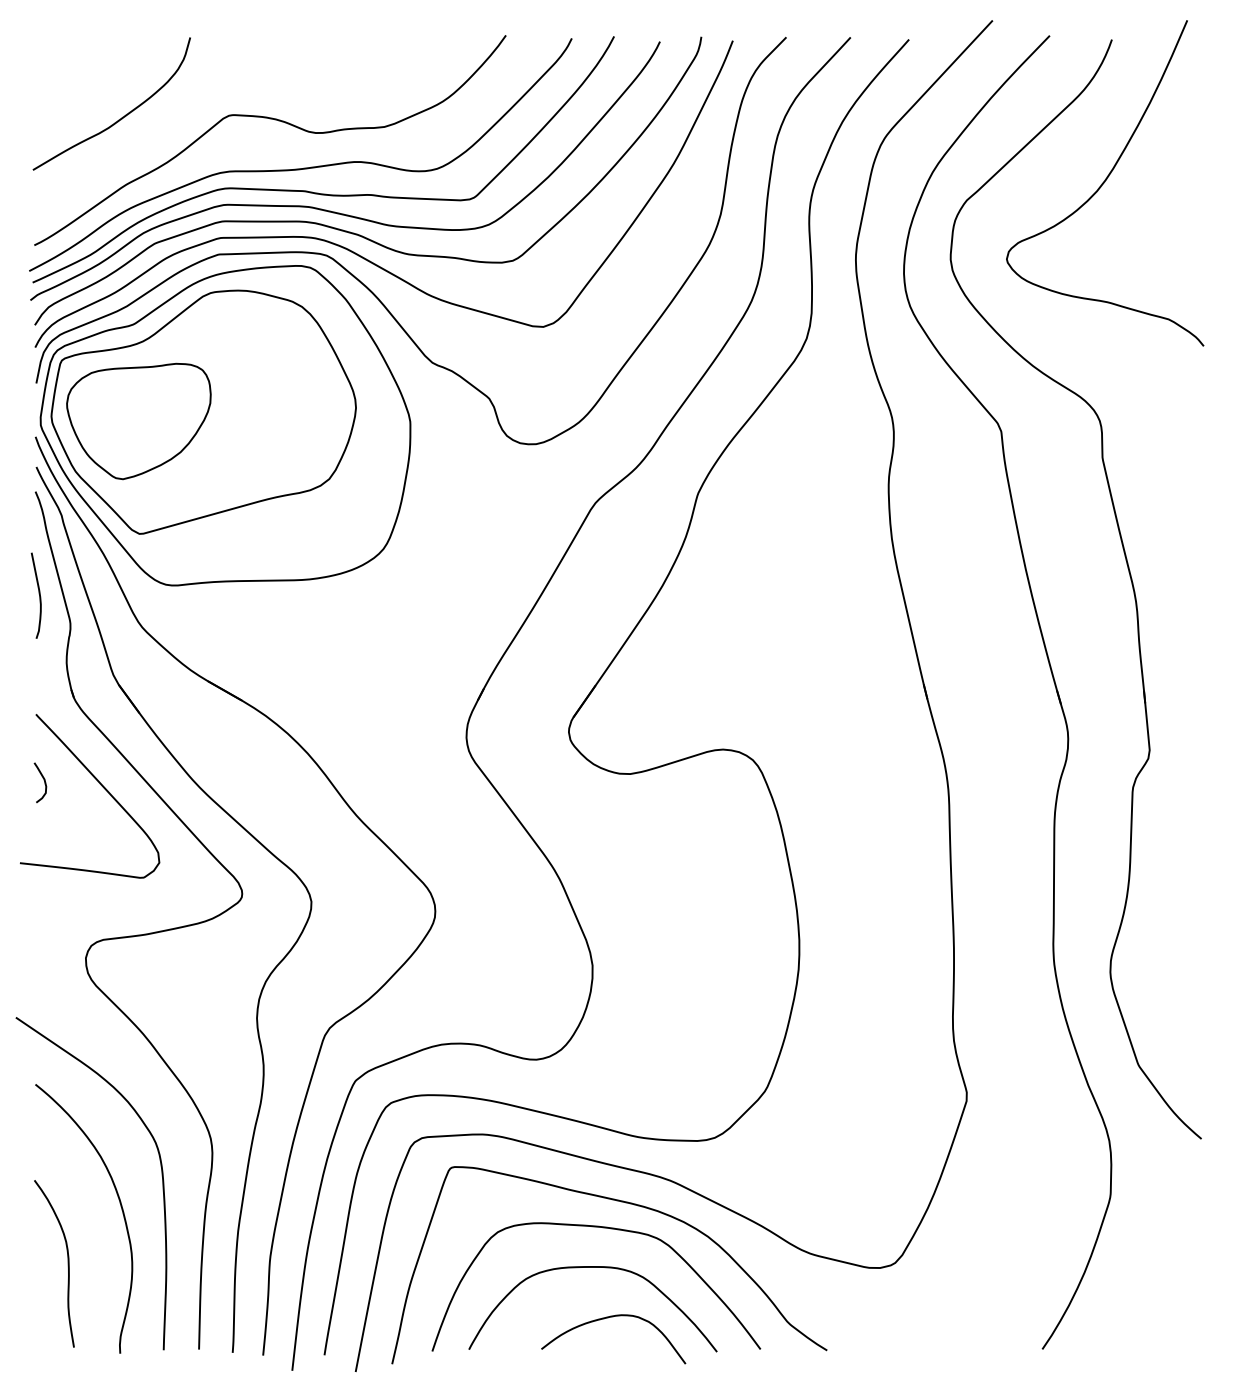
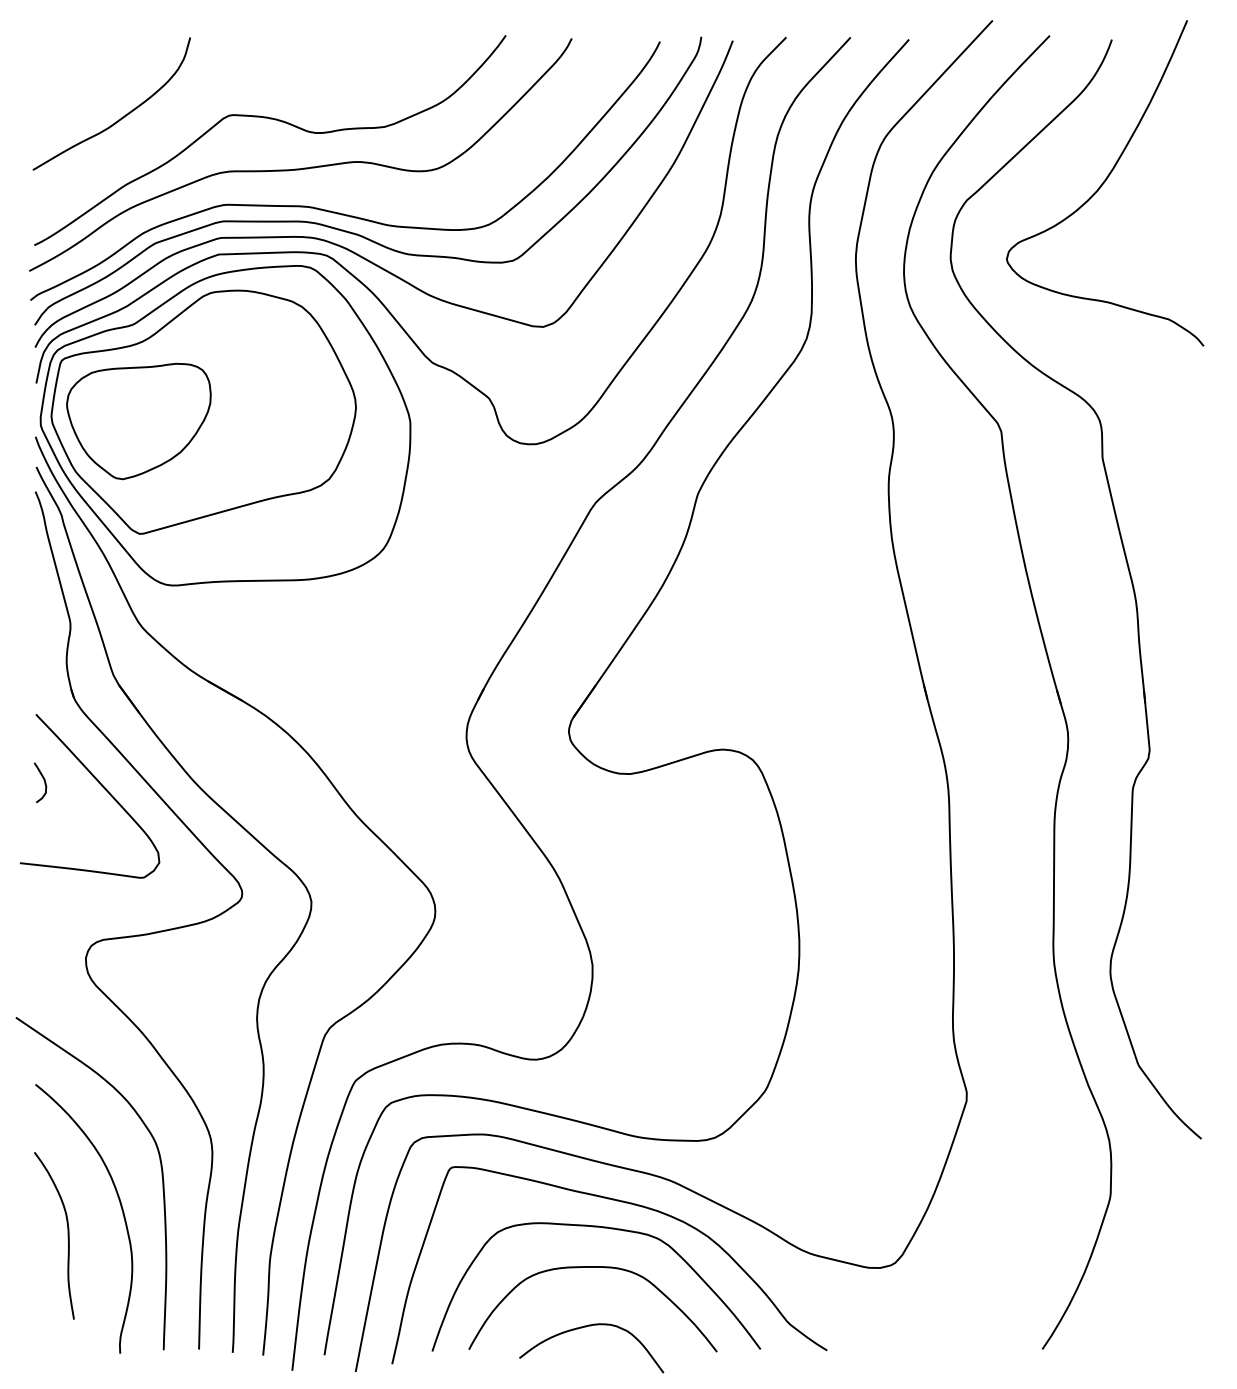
curve: present -> none (318, 192)
curve: present -> none (38, 594)
curve position: (67, 1263) -> (67, 1235) (67, 1235)
curve position: (608, 1318) -> (586, 1327) (586, 1327)
